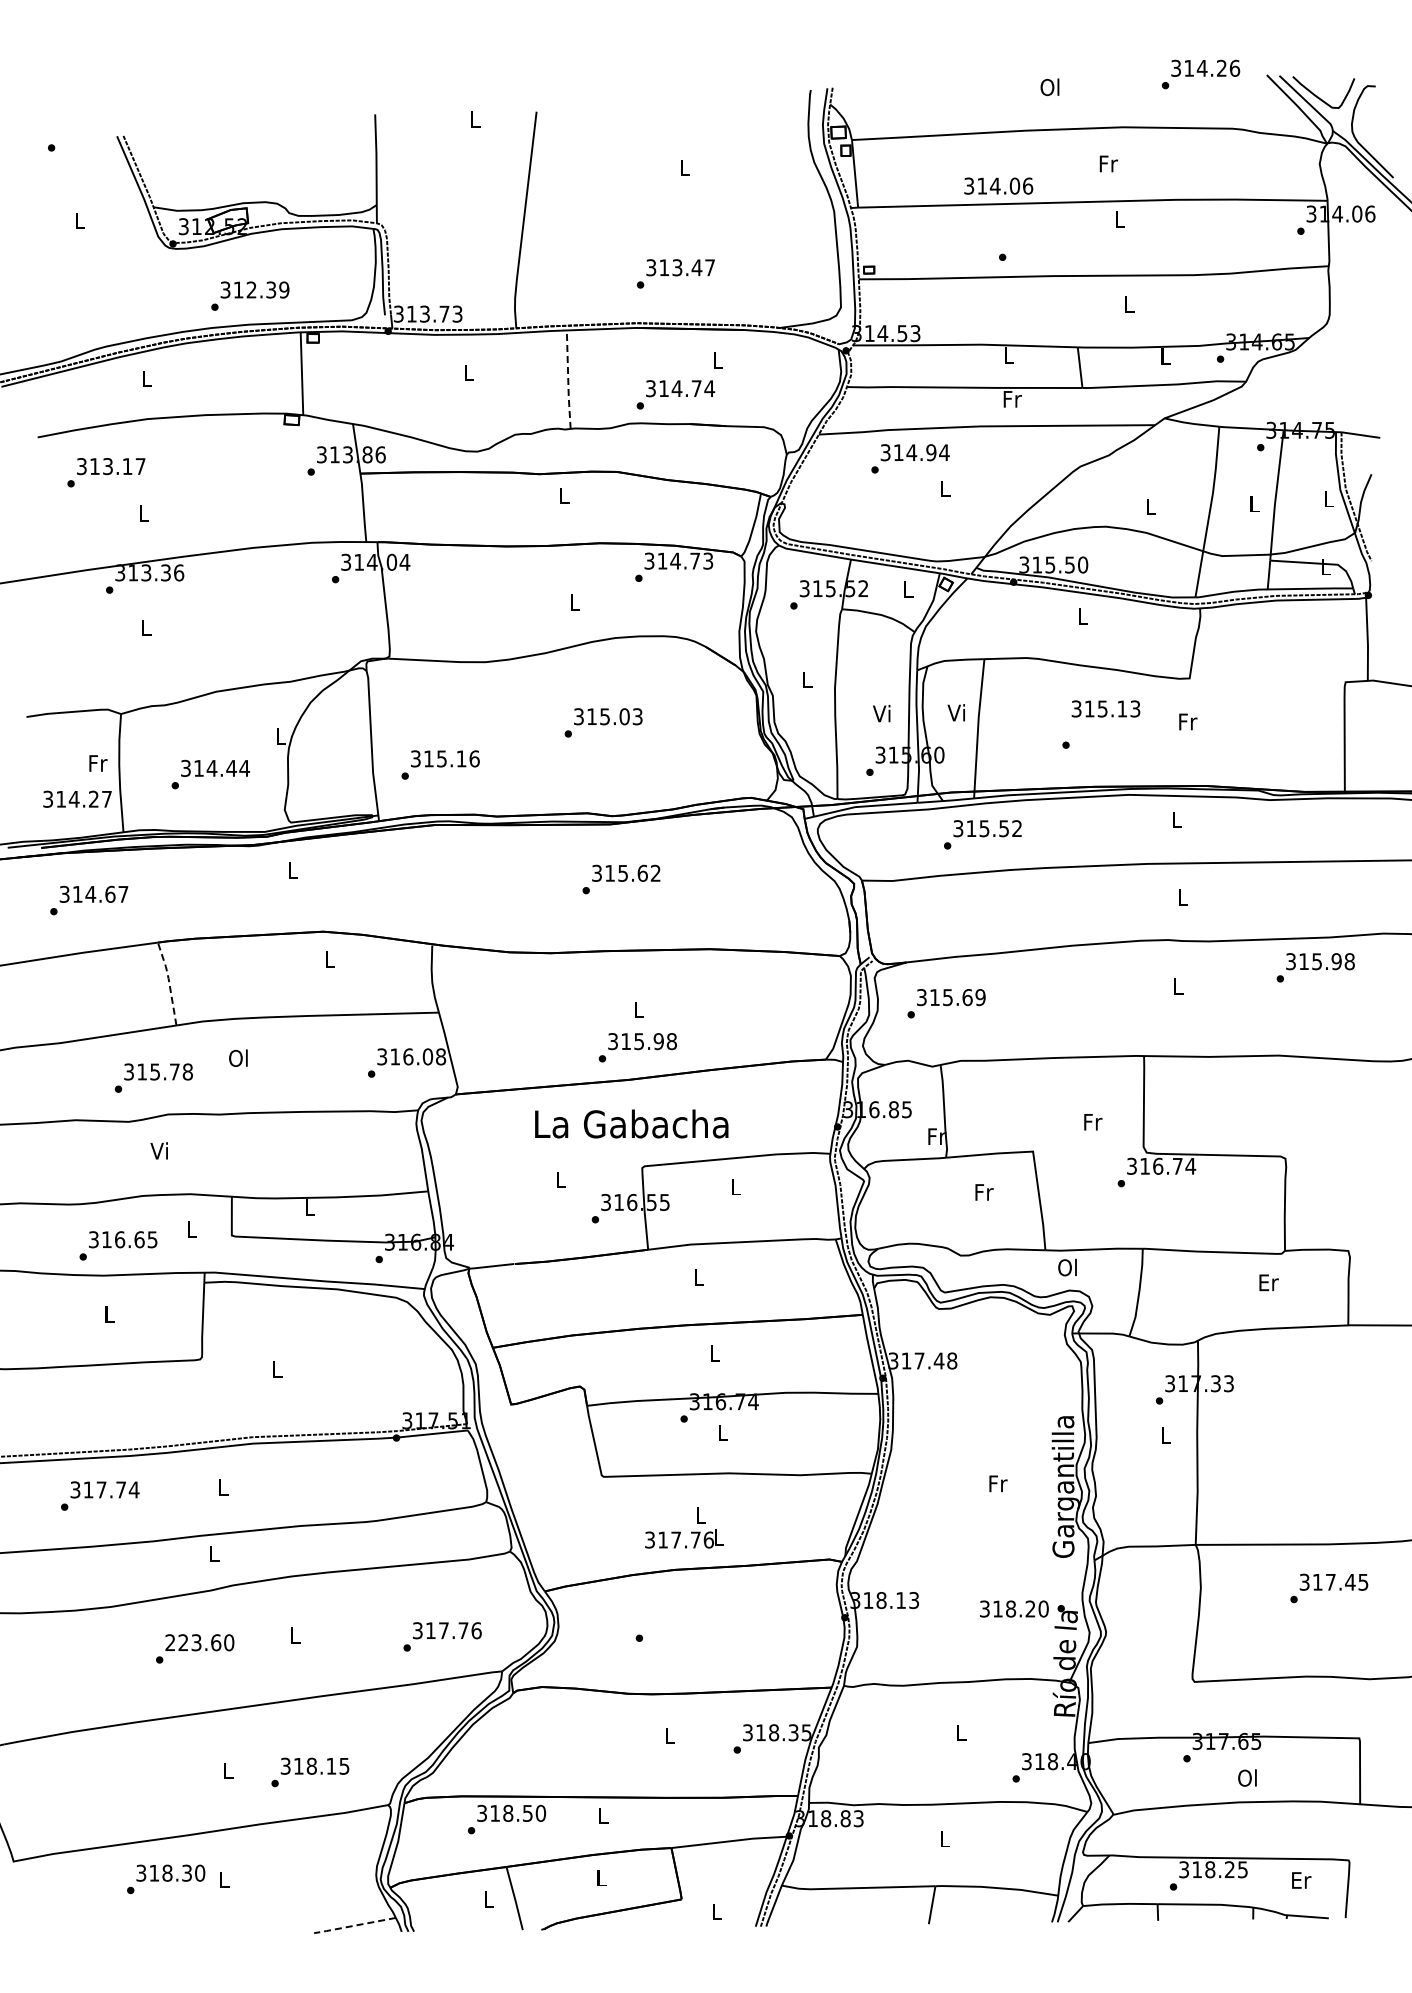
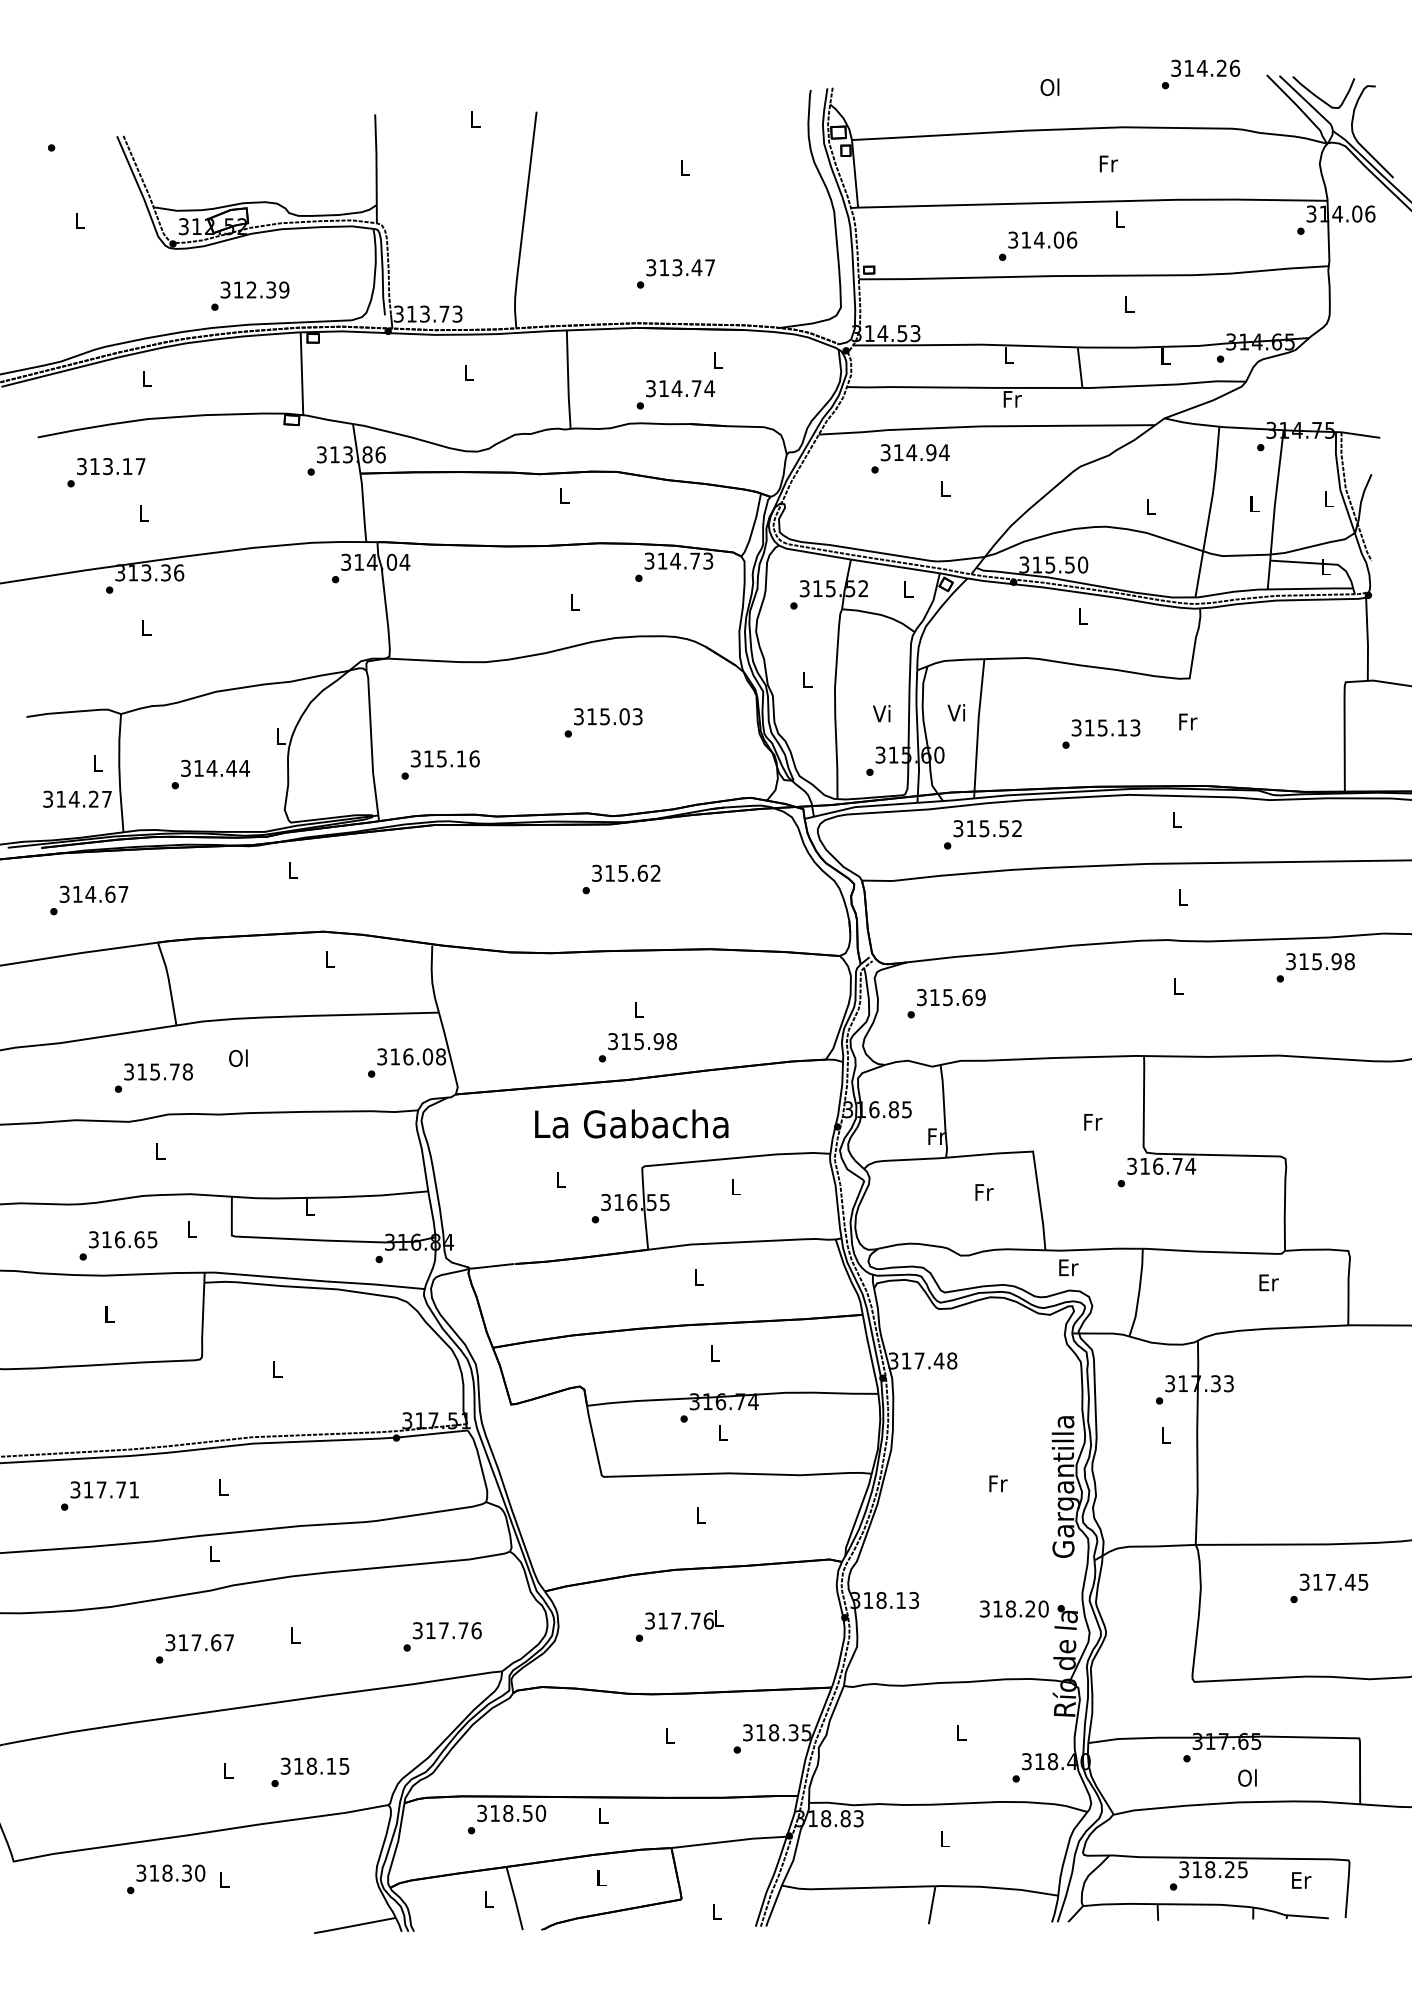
text position: (998, 185) -> (1042, 239) (1042, 239)
line: dashed -> solid (568, 380)
text position: (1105, 708) -> (1105, 727) (1105, 727)
text: Fr -> L (98, 763)
line: dashed -> solid (169, 982)
text: Vi -> L (158, 1150)
text: Ol -> Er (1068, 1267)
text: 317.74 -> 317.71 (133, 1489)
text position: (684, 1538) -> (684, 1619) (684, 1619)
text: 223.60 -> 317.67 (199, 1642)
line: dashed -> solid (353, 1925)
